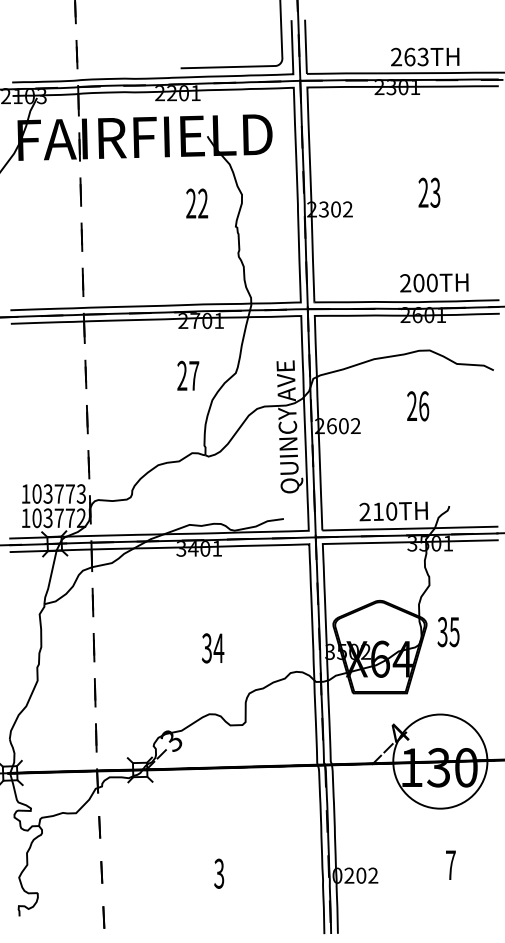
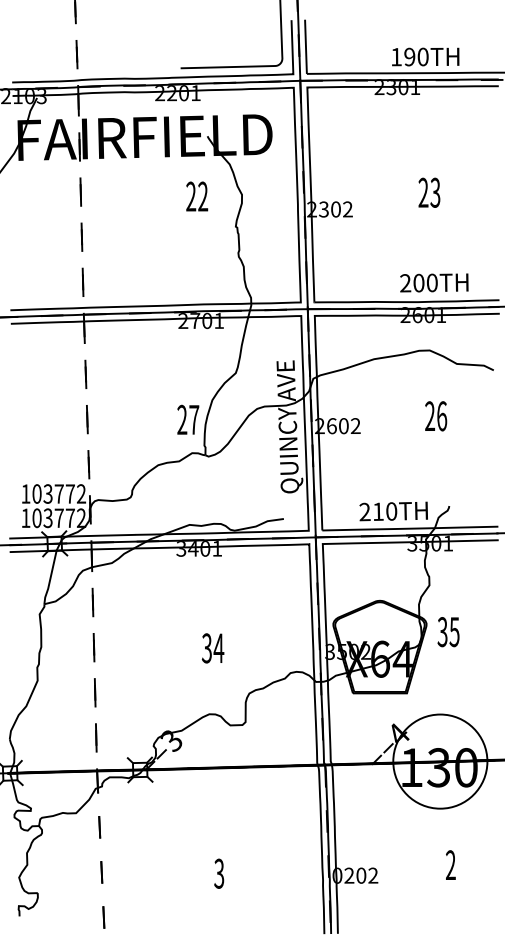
text: 263TH -> 190TH (409, 56)
text position: (197, 203) -> (197, 196) (197, 196)
text position: (188, 375) -> (188, 419) (188, 419)
text position: (418, 406) -> (436, 416) (436, 416)
text: 103773 -> 103772 (81, 493)
text: 7 -> 2 (450, 864)
